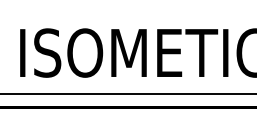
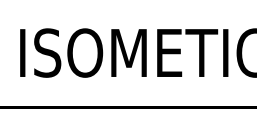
line: present -> none (127, 93)
